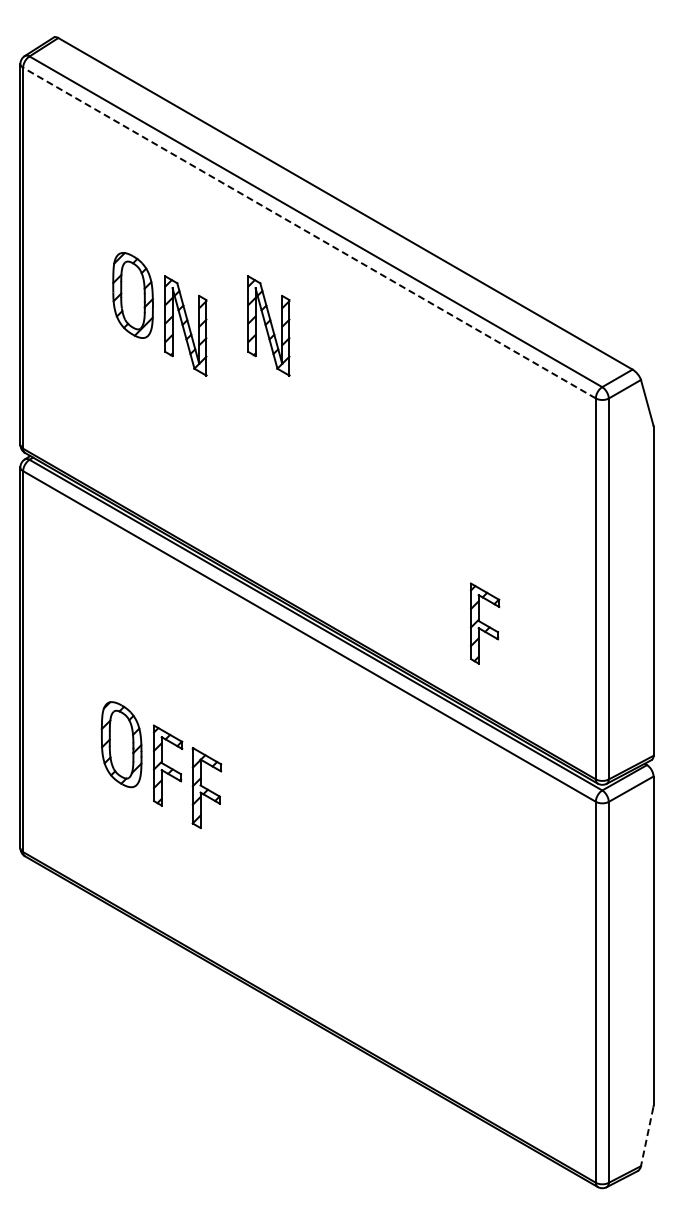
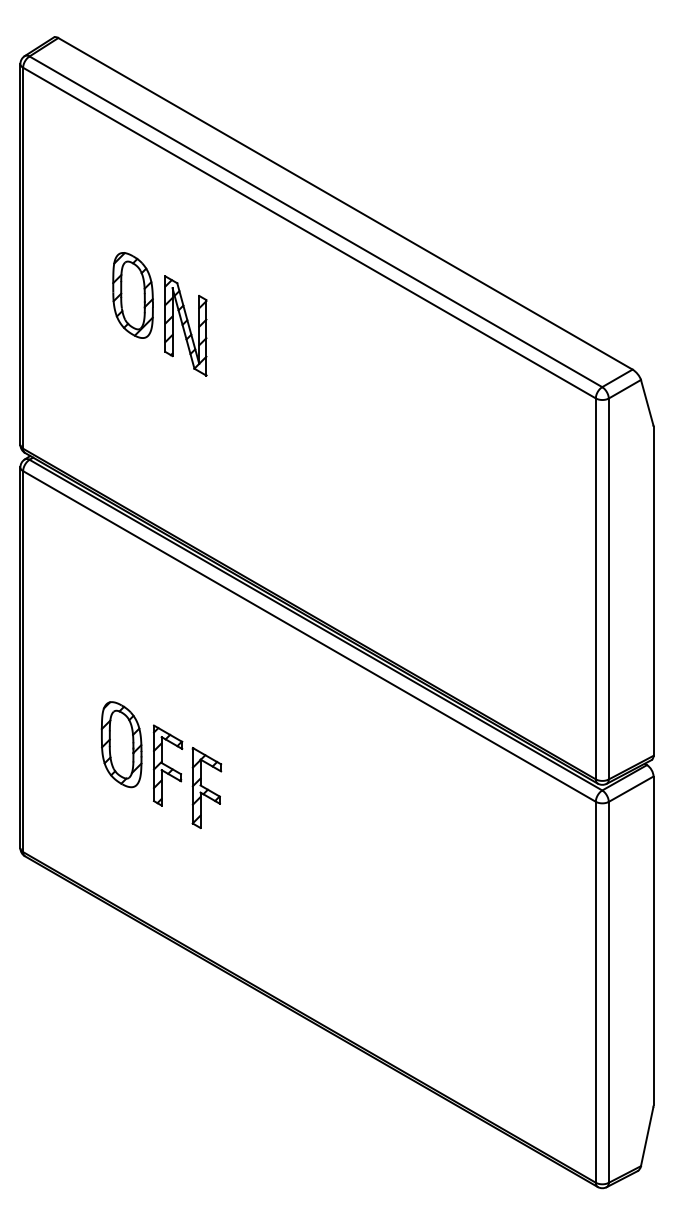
line: dashed -> solid (309, 233)
part: present -> none (268, 325)
part: present -> none (484, 623)
line: dashed -> solid (647, 1136)
